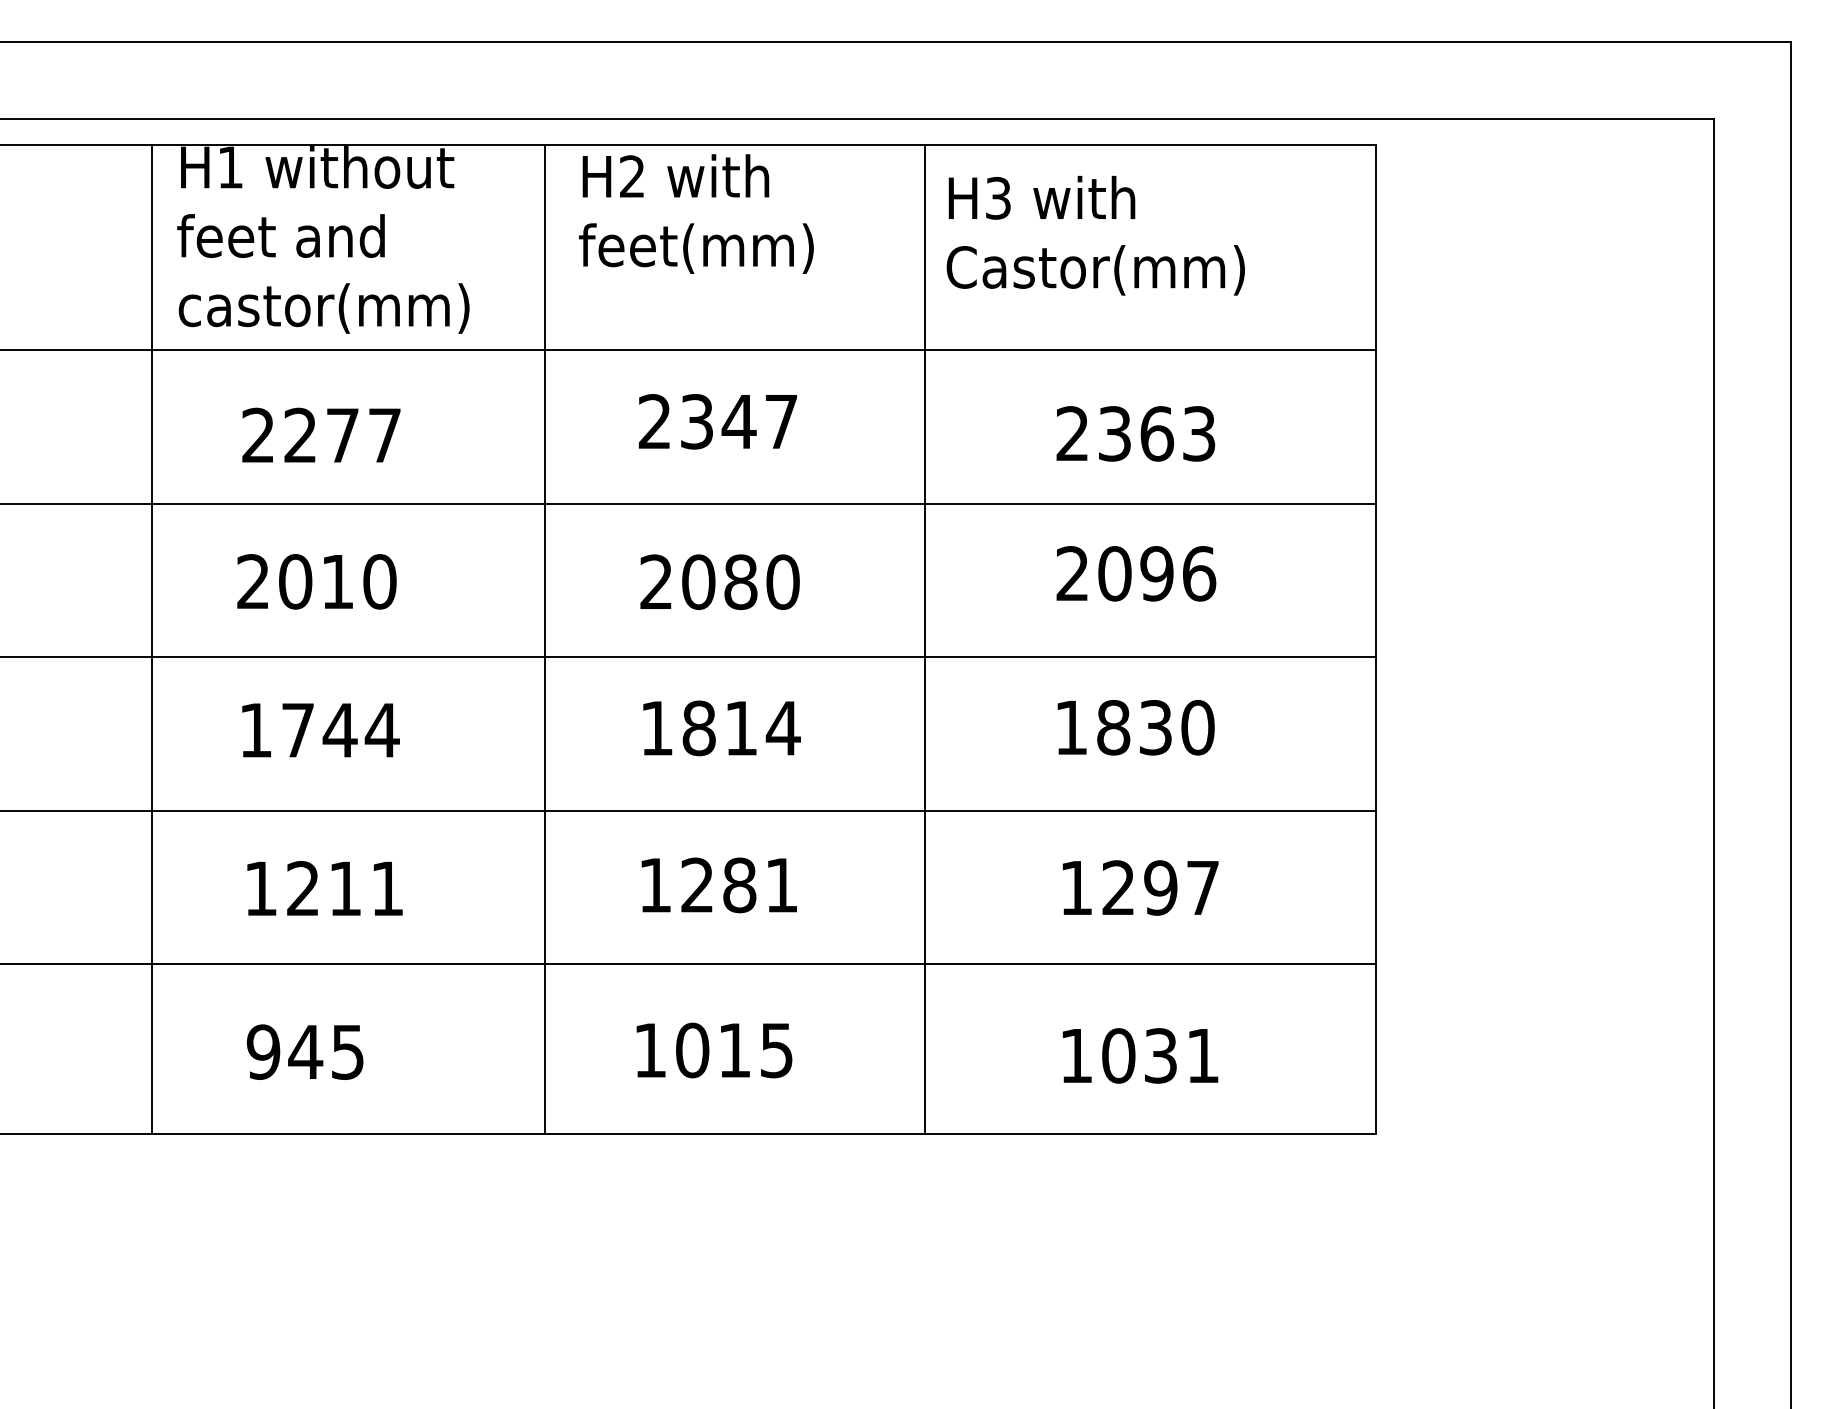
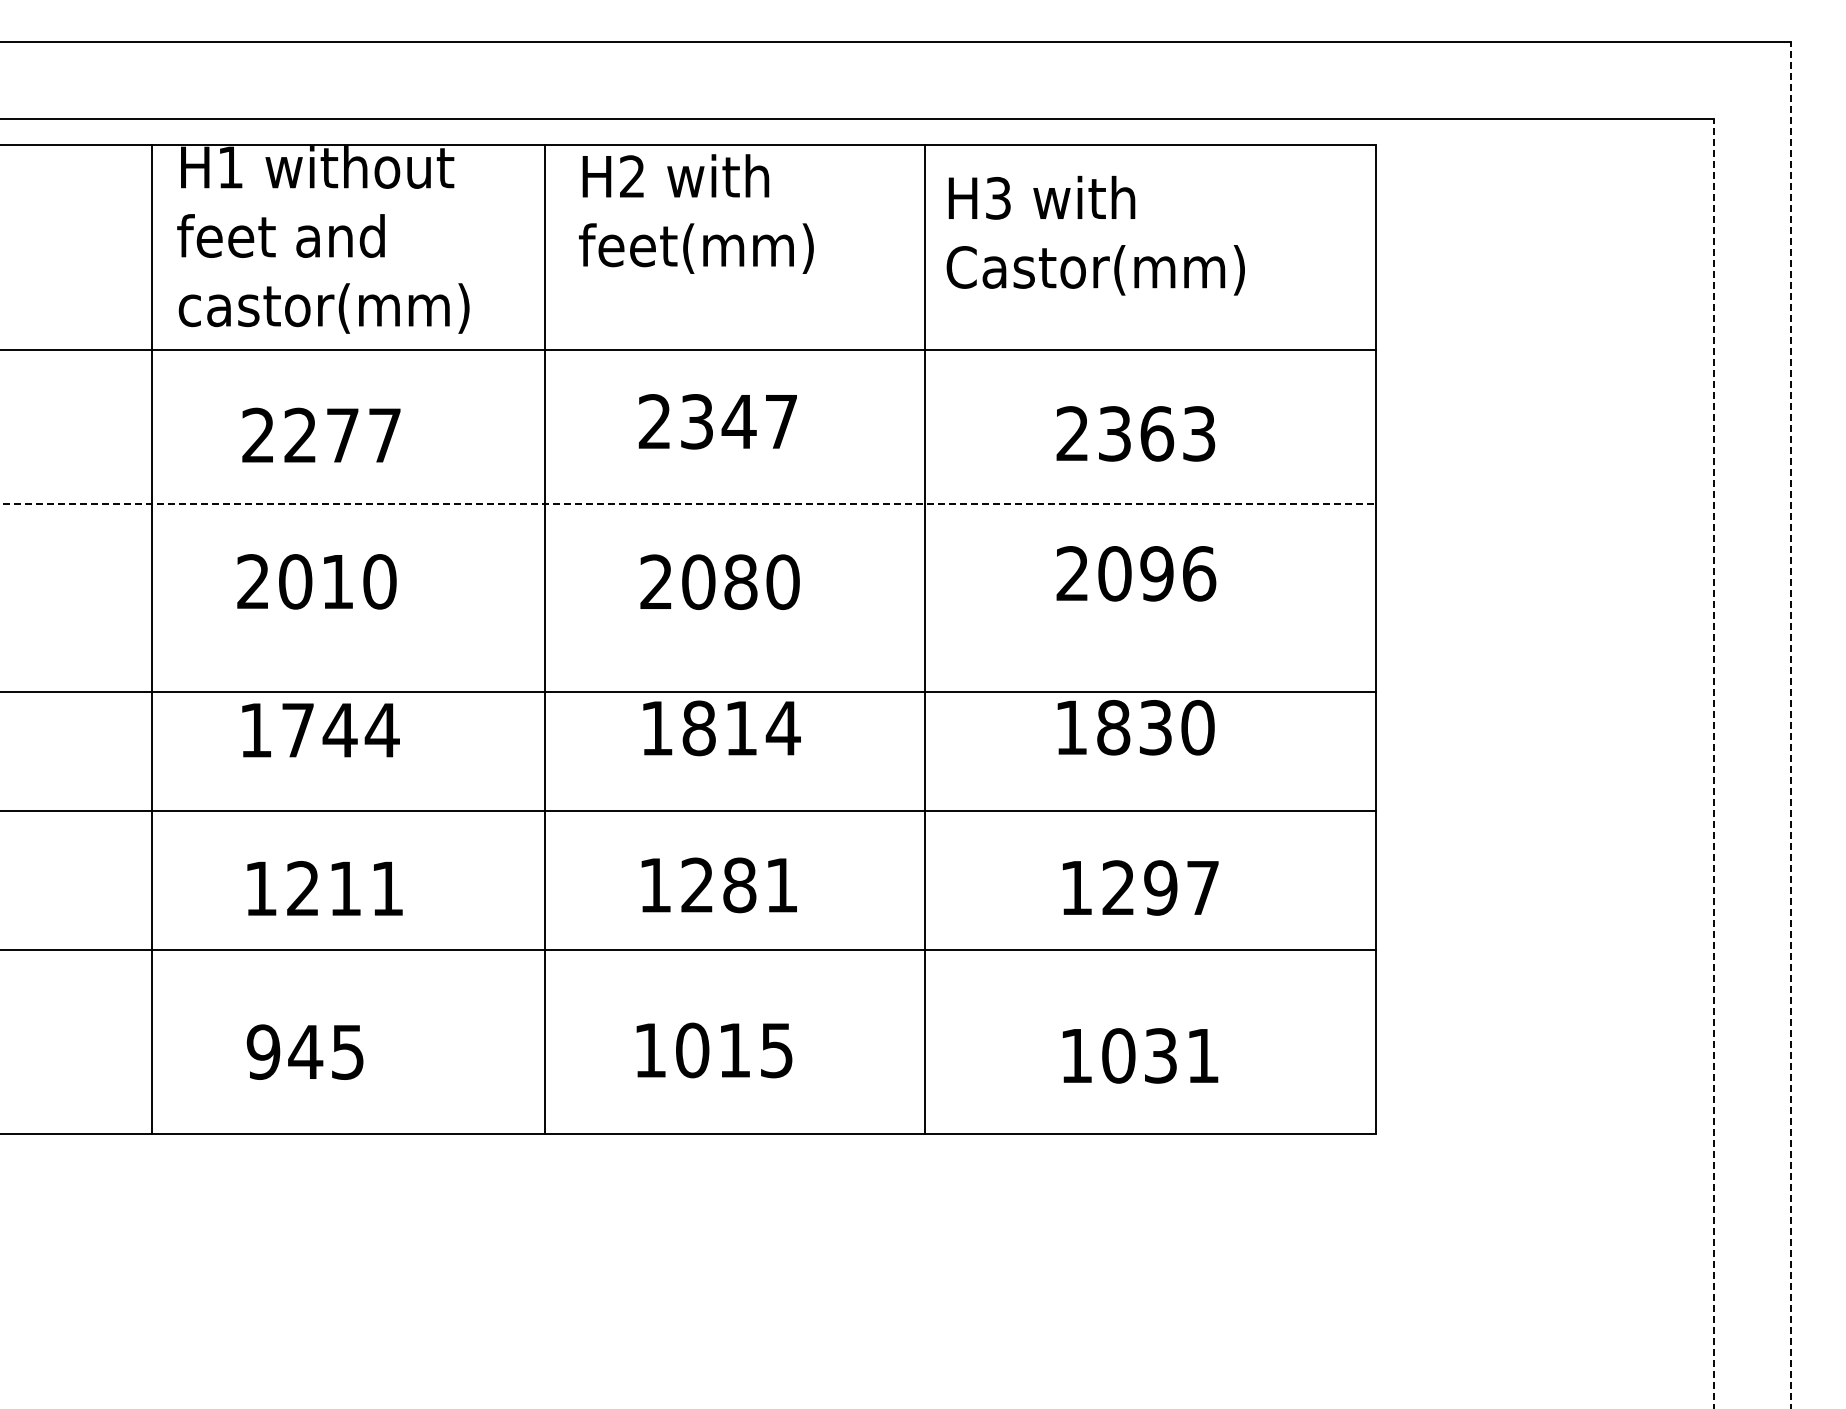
line: solid -> dashed (688, 503)
line position: (689, 657) -> (689, 692) (689, 692)
line: solid -> dashed (1790, 725)
line: solid -> dashed (1713, 763)
line position: (689, 964) -> (689, 950) (689, 950)
